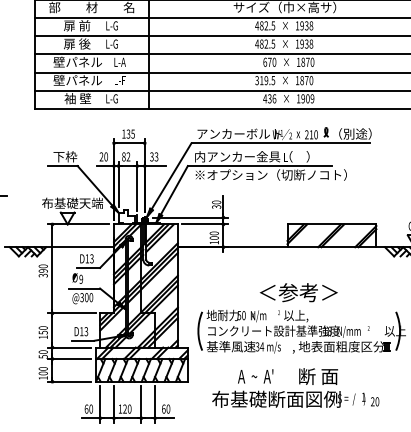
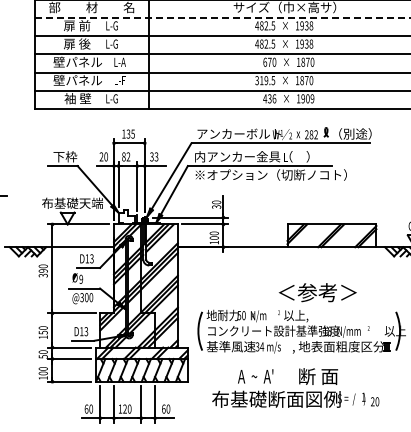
line: solid -> dashed (222, 17)
text: 210 -> 282 (313, 134)
text position: (298, 292) -> (317, 292) (317, 292)
